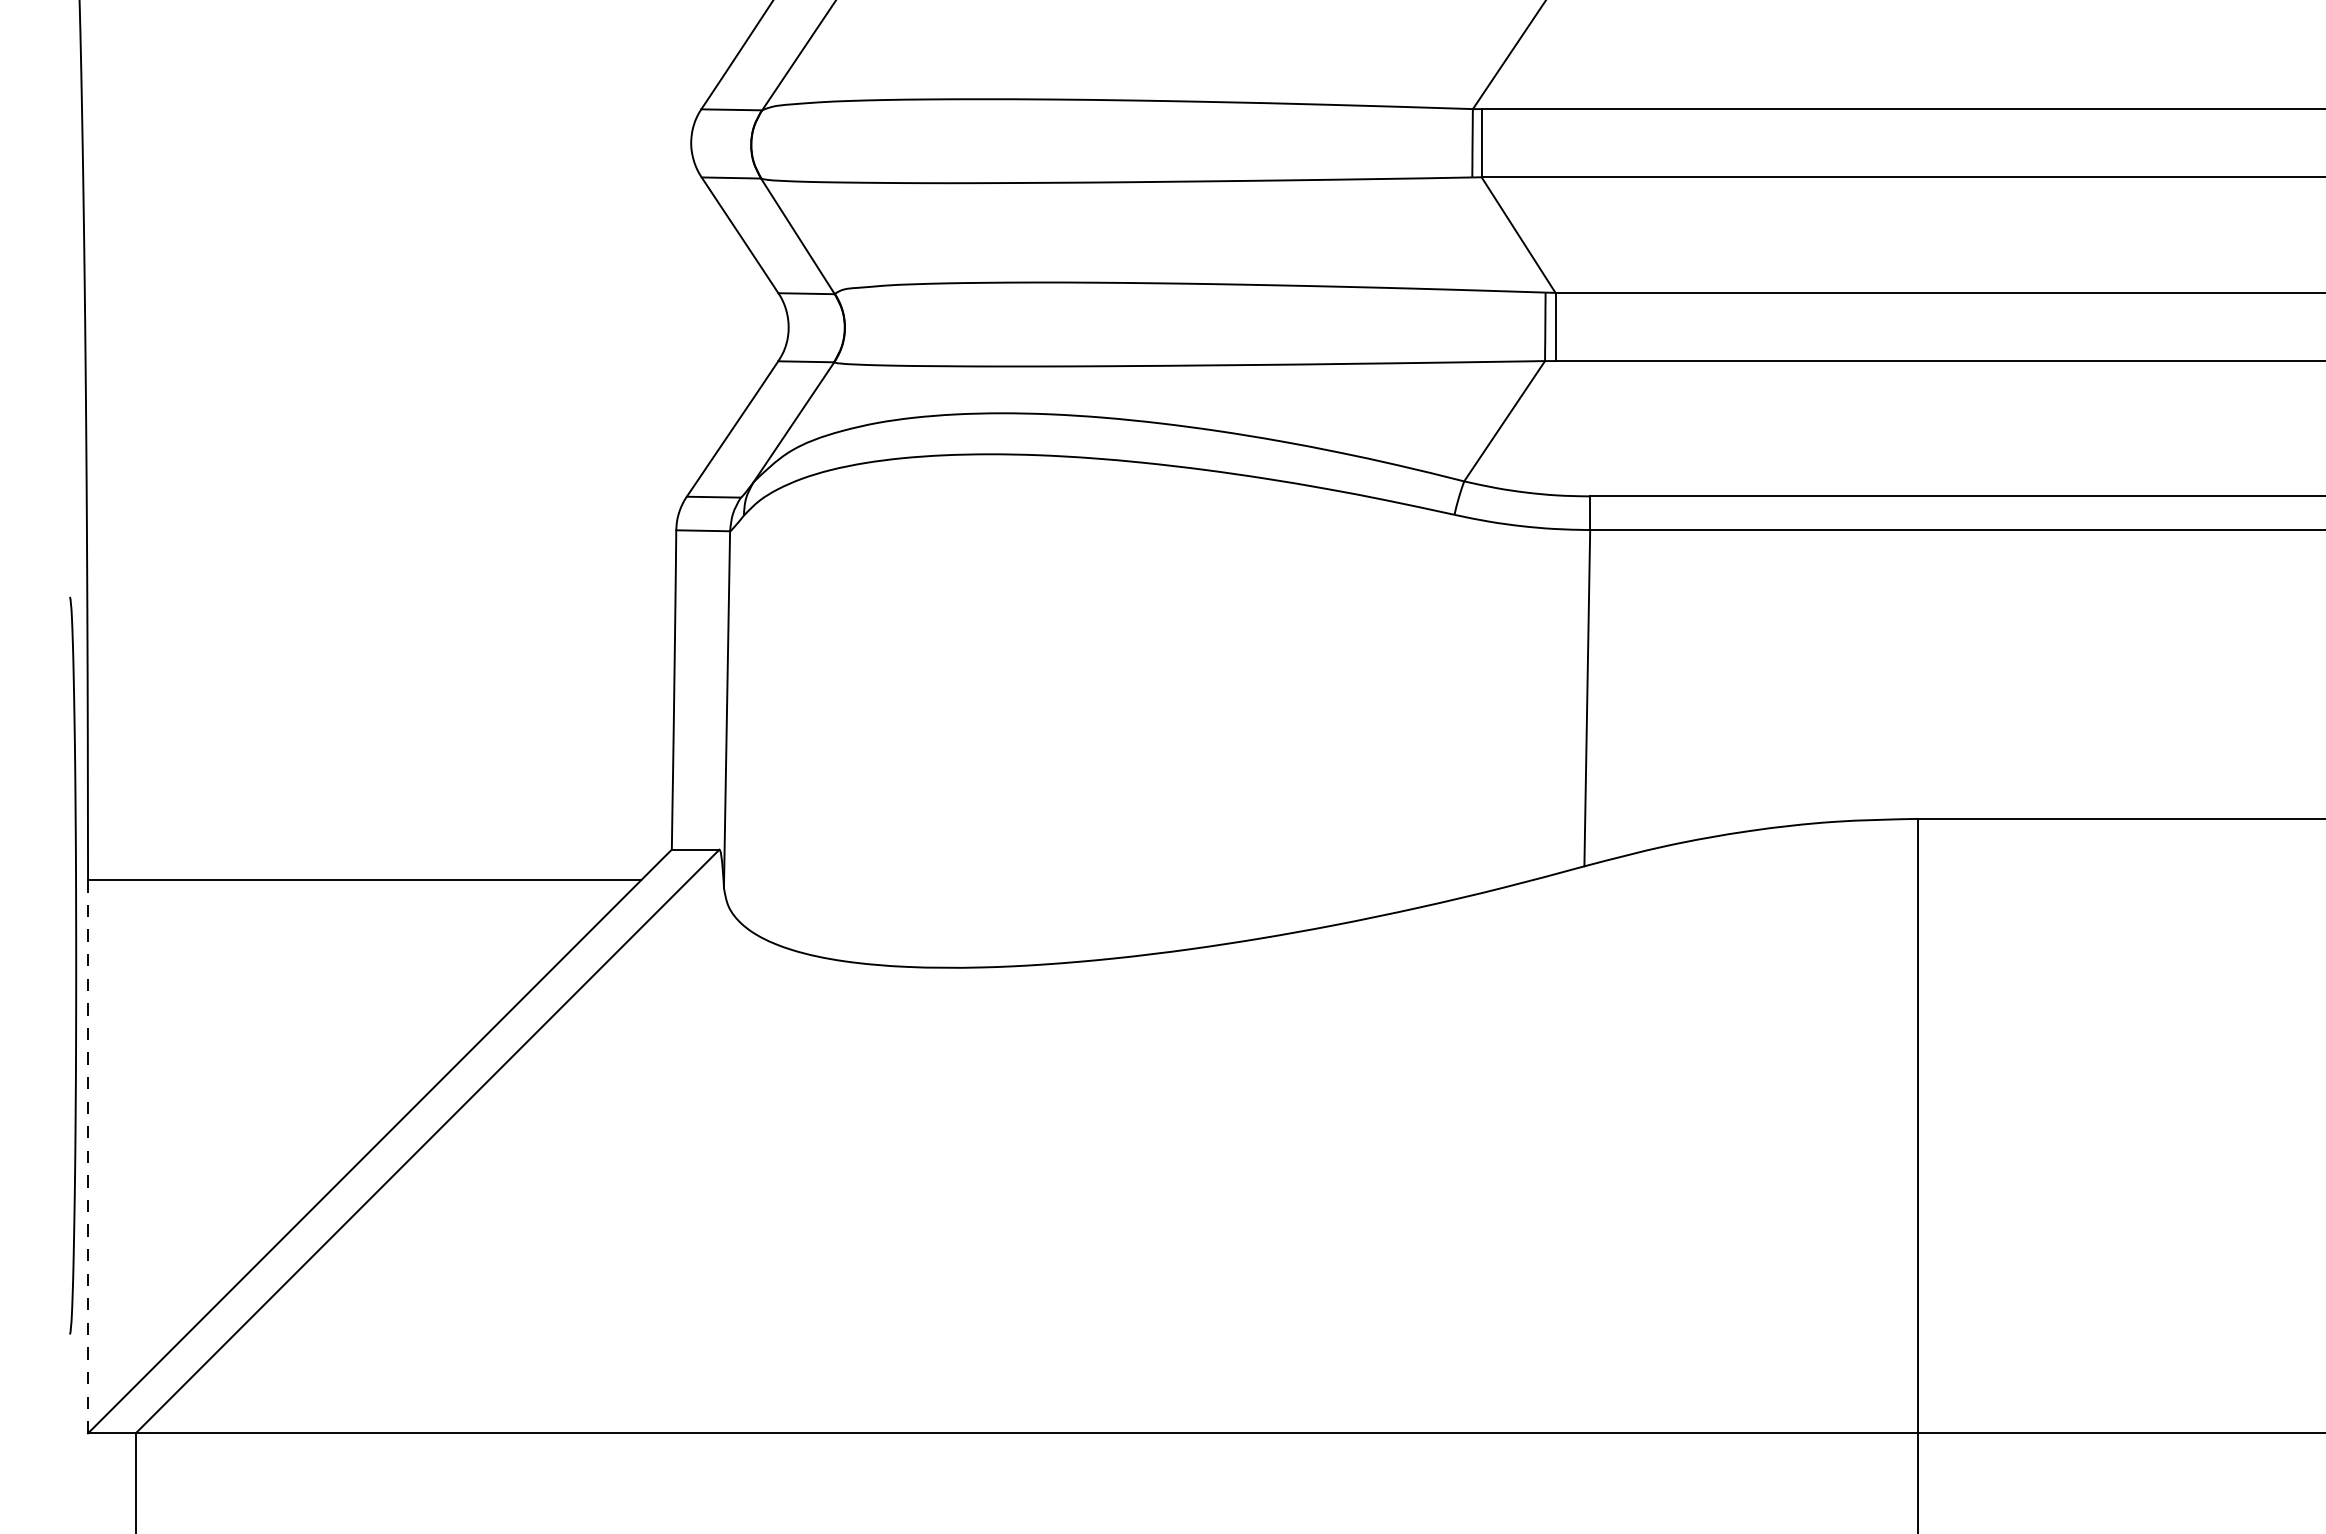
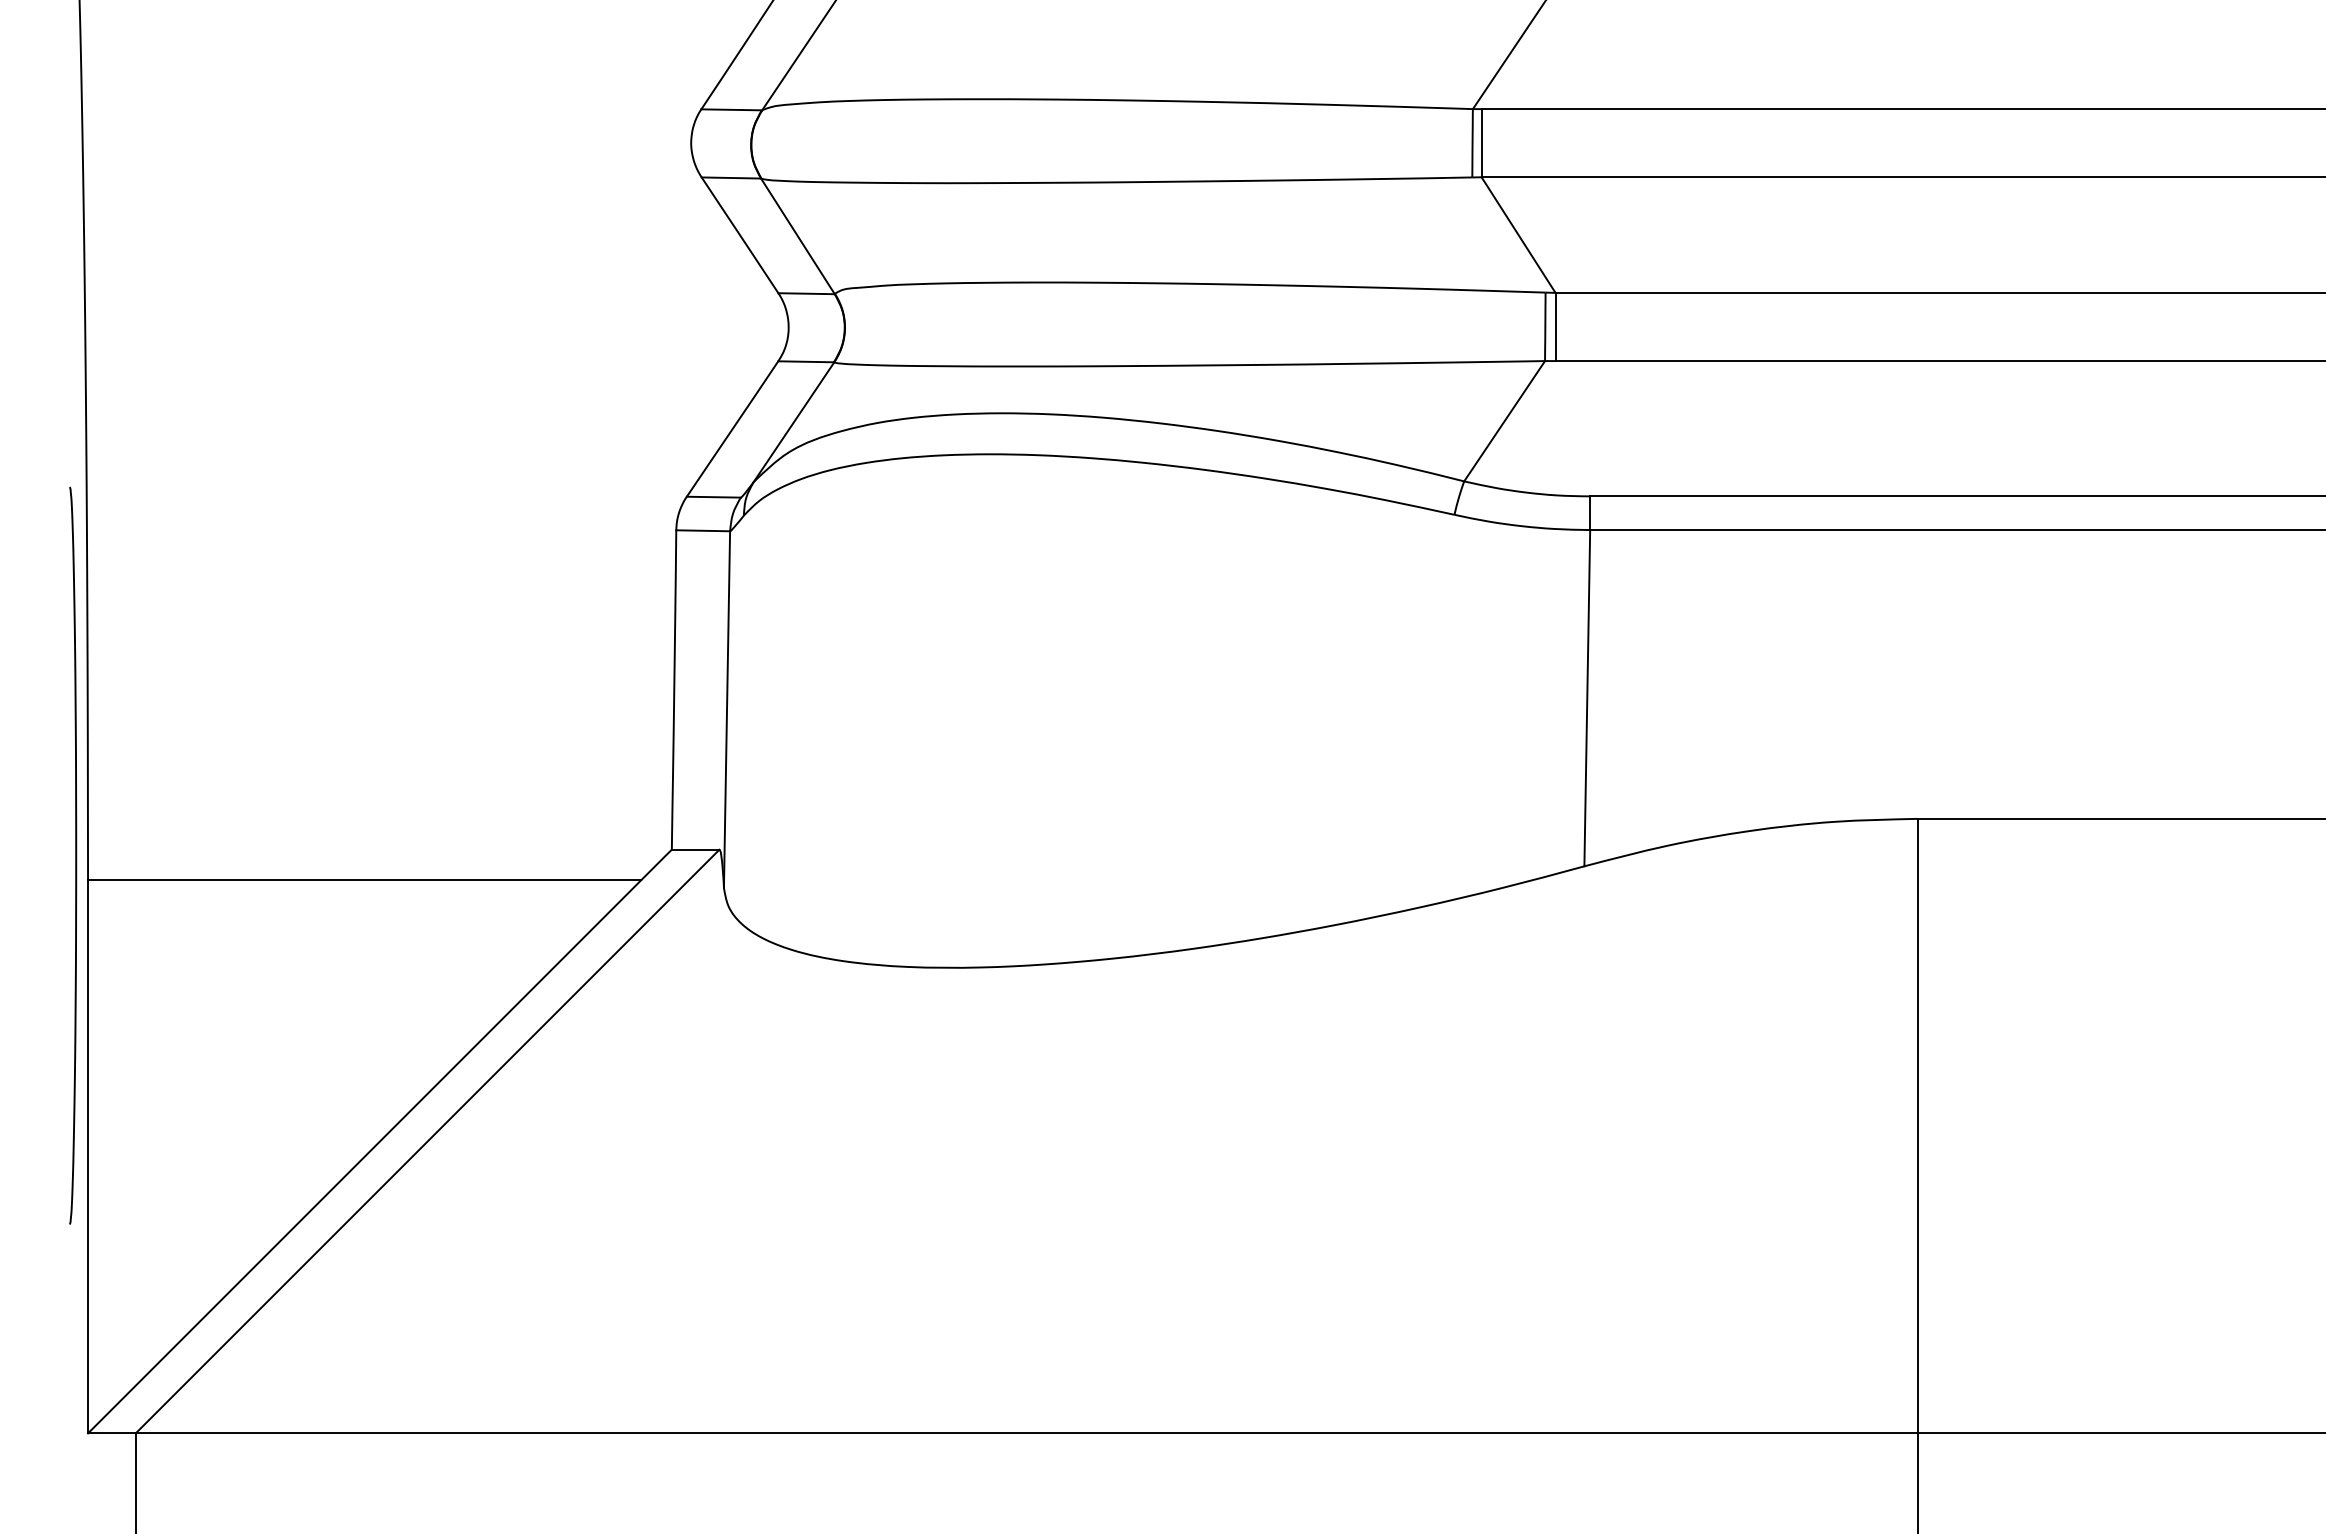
curve position: (75, 965) -> (75, 855) (75, 855)
line: dashed -> solid (88, 1156)
